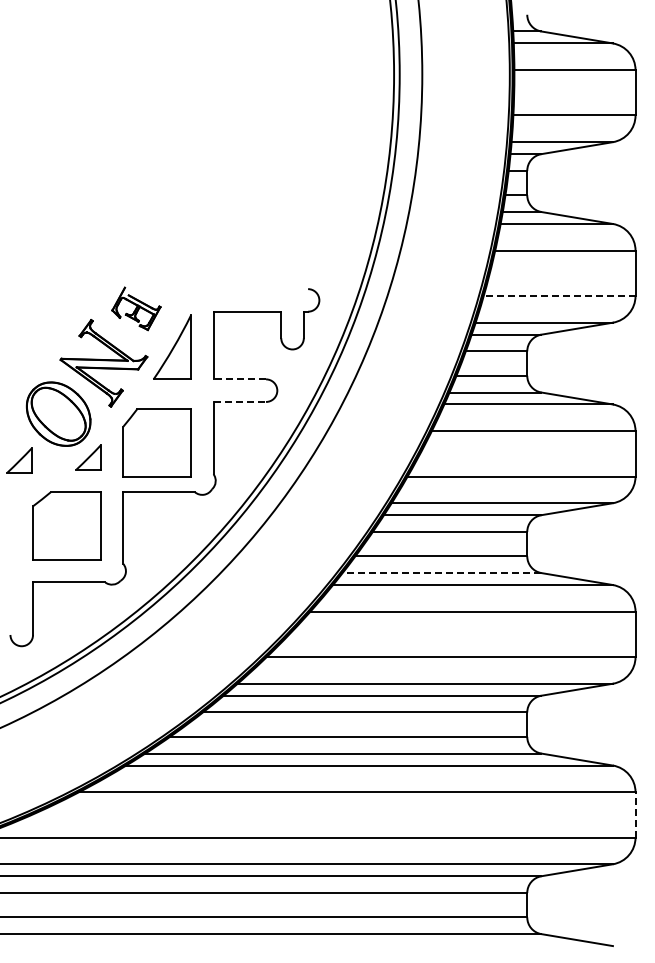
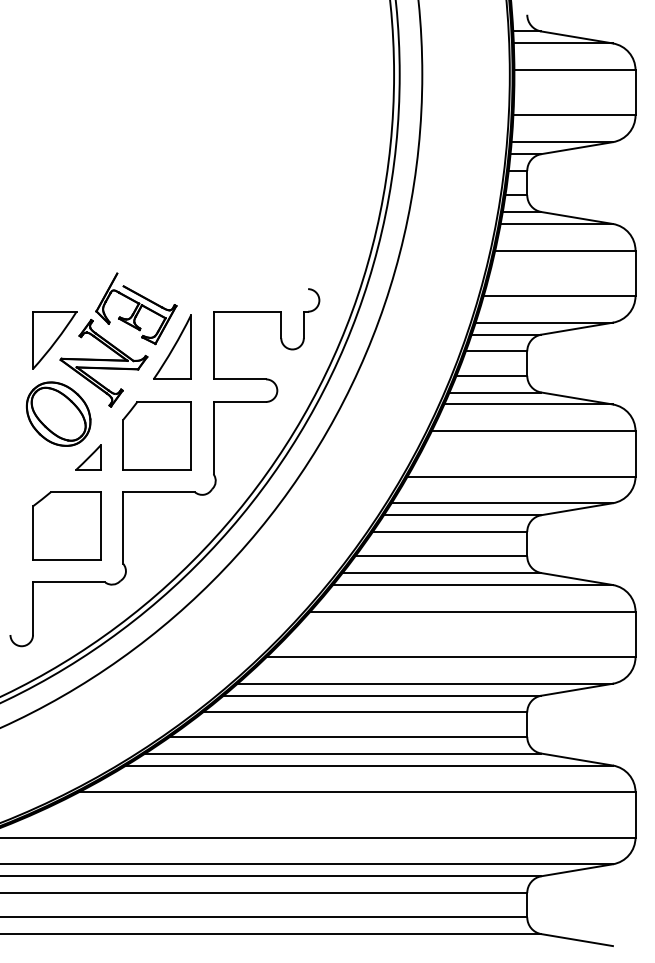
line: dashed -> solid (559, 296)
part size: 51x46 px -> 83x74 px (136, 308)
part: none -> present (54, 340)
line: dashed -> solid (239, 379)
line: dashed -> solid (240, 401)
part position: (156, 442) -> (156, 435) (156, 435)
part: present -> none (19, 460)
line: dashed -> solid (441, 573)
line: dashed -> solid (635, 814)
